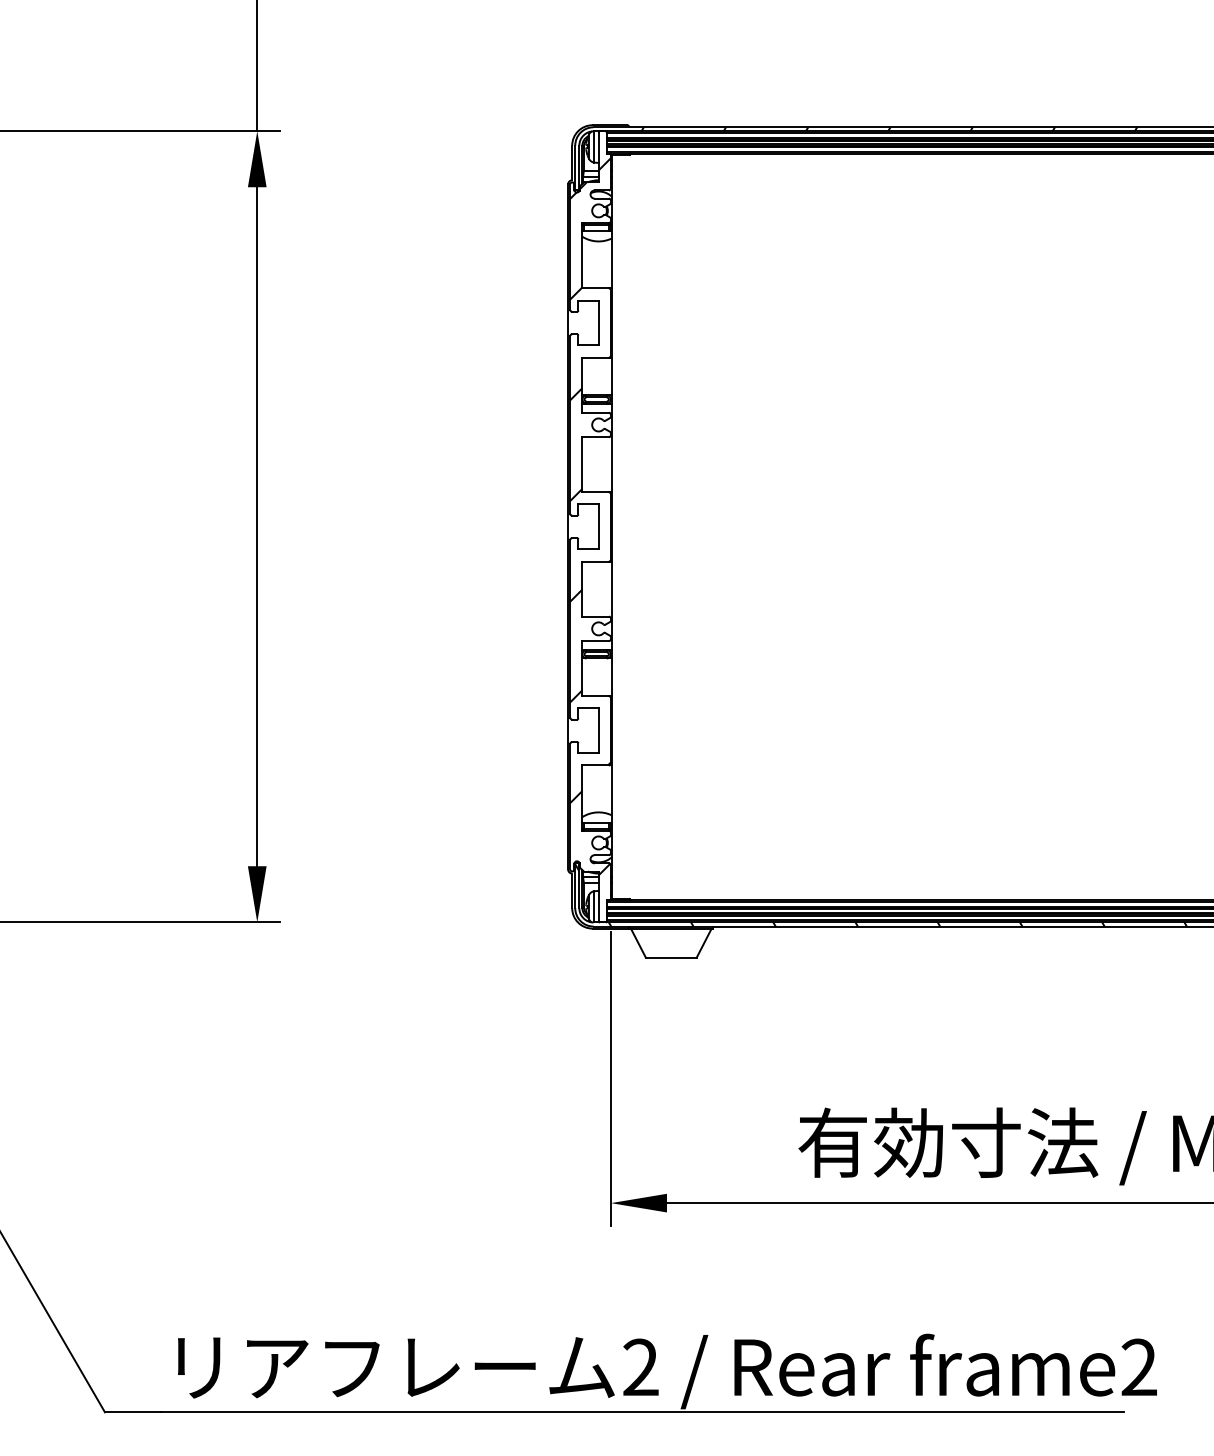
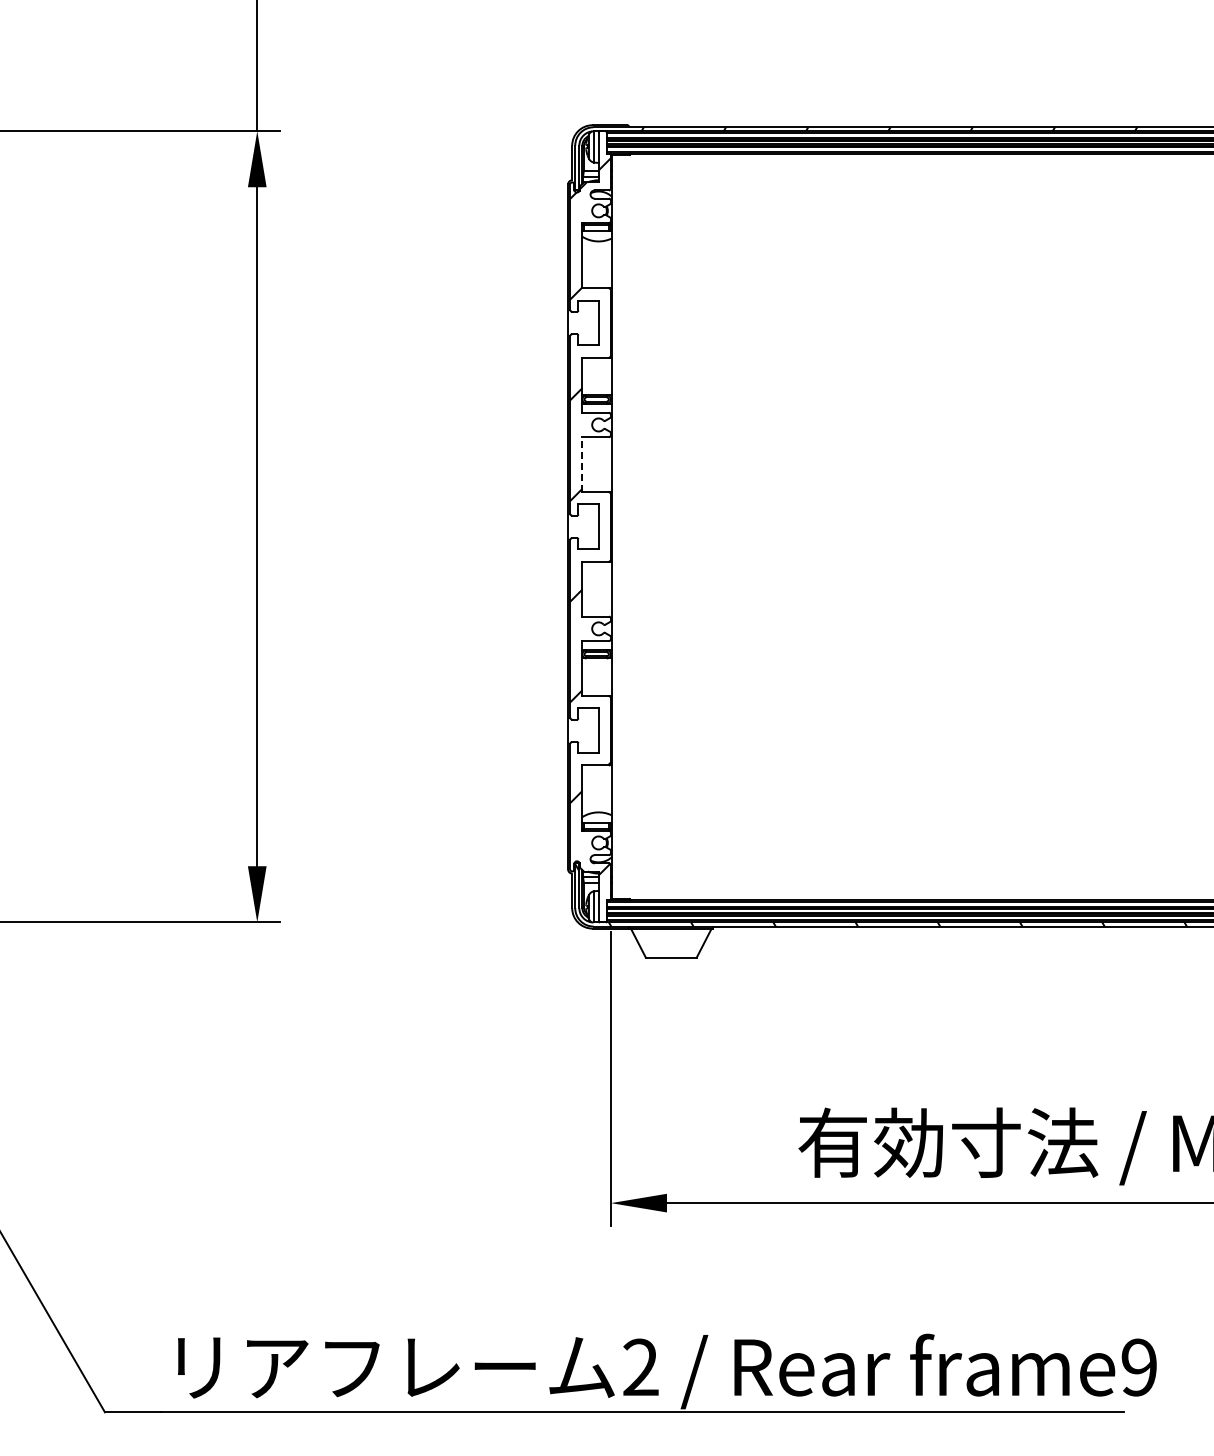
line: solid -> dashed (582, 464)
text: frame2 -> frame9 (1138, 1367)
